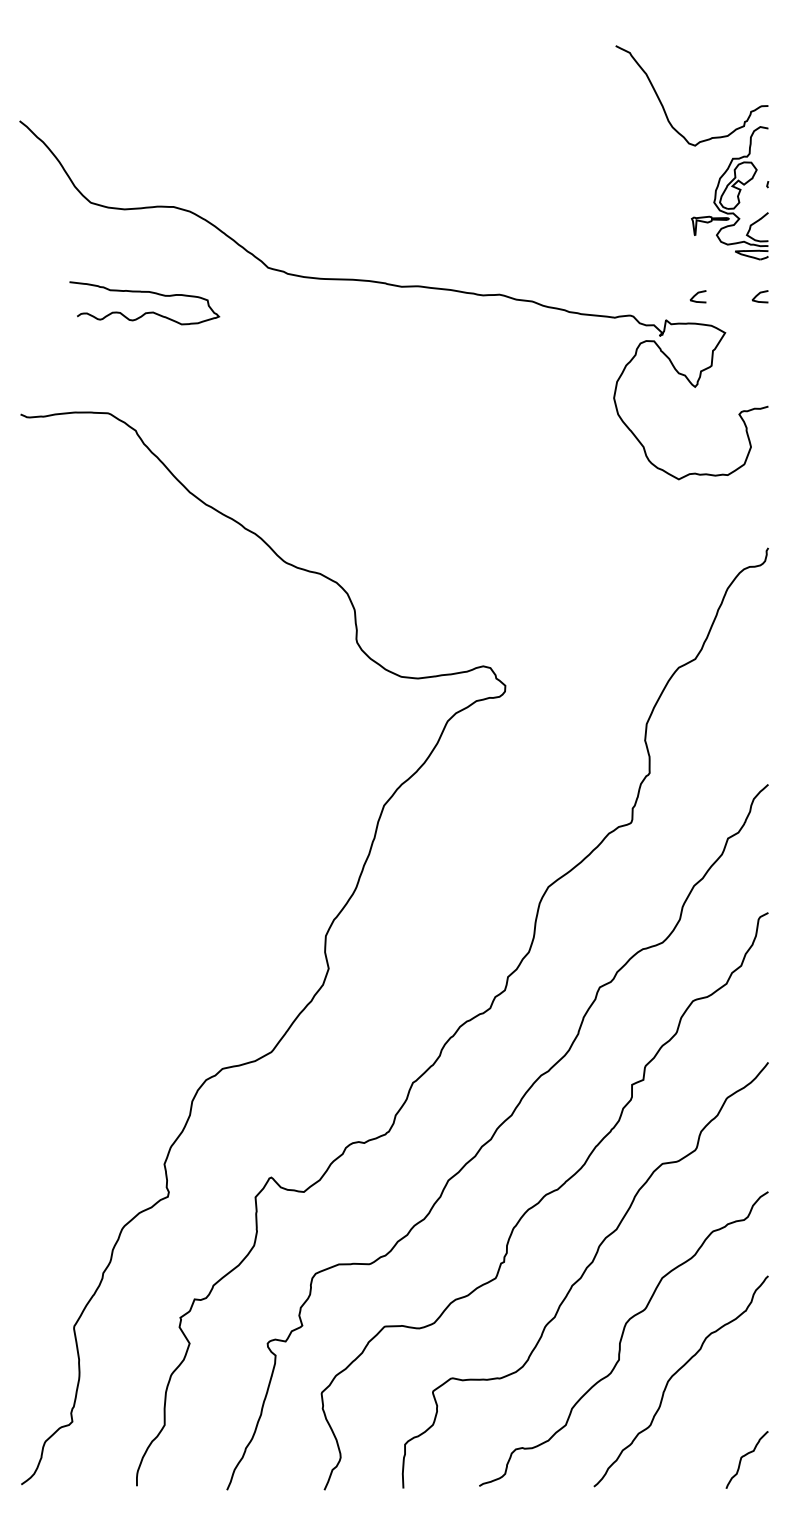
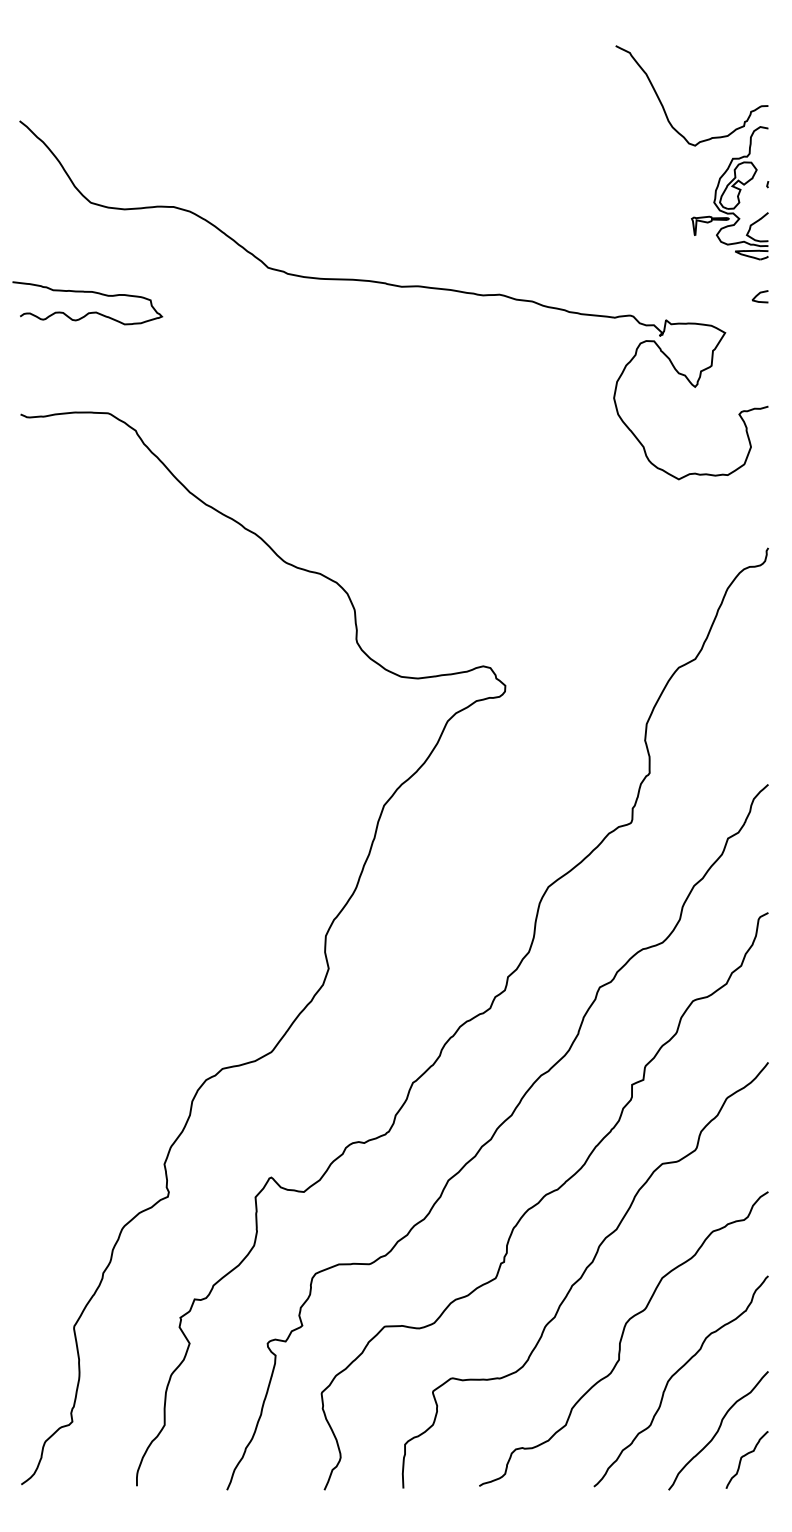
curve: present -> none (696, 295)
curve position: (145, 312) -> (88, 312) (88, 312)
curve: none -> present (718, 1430)
